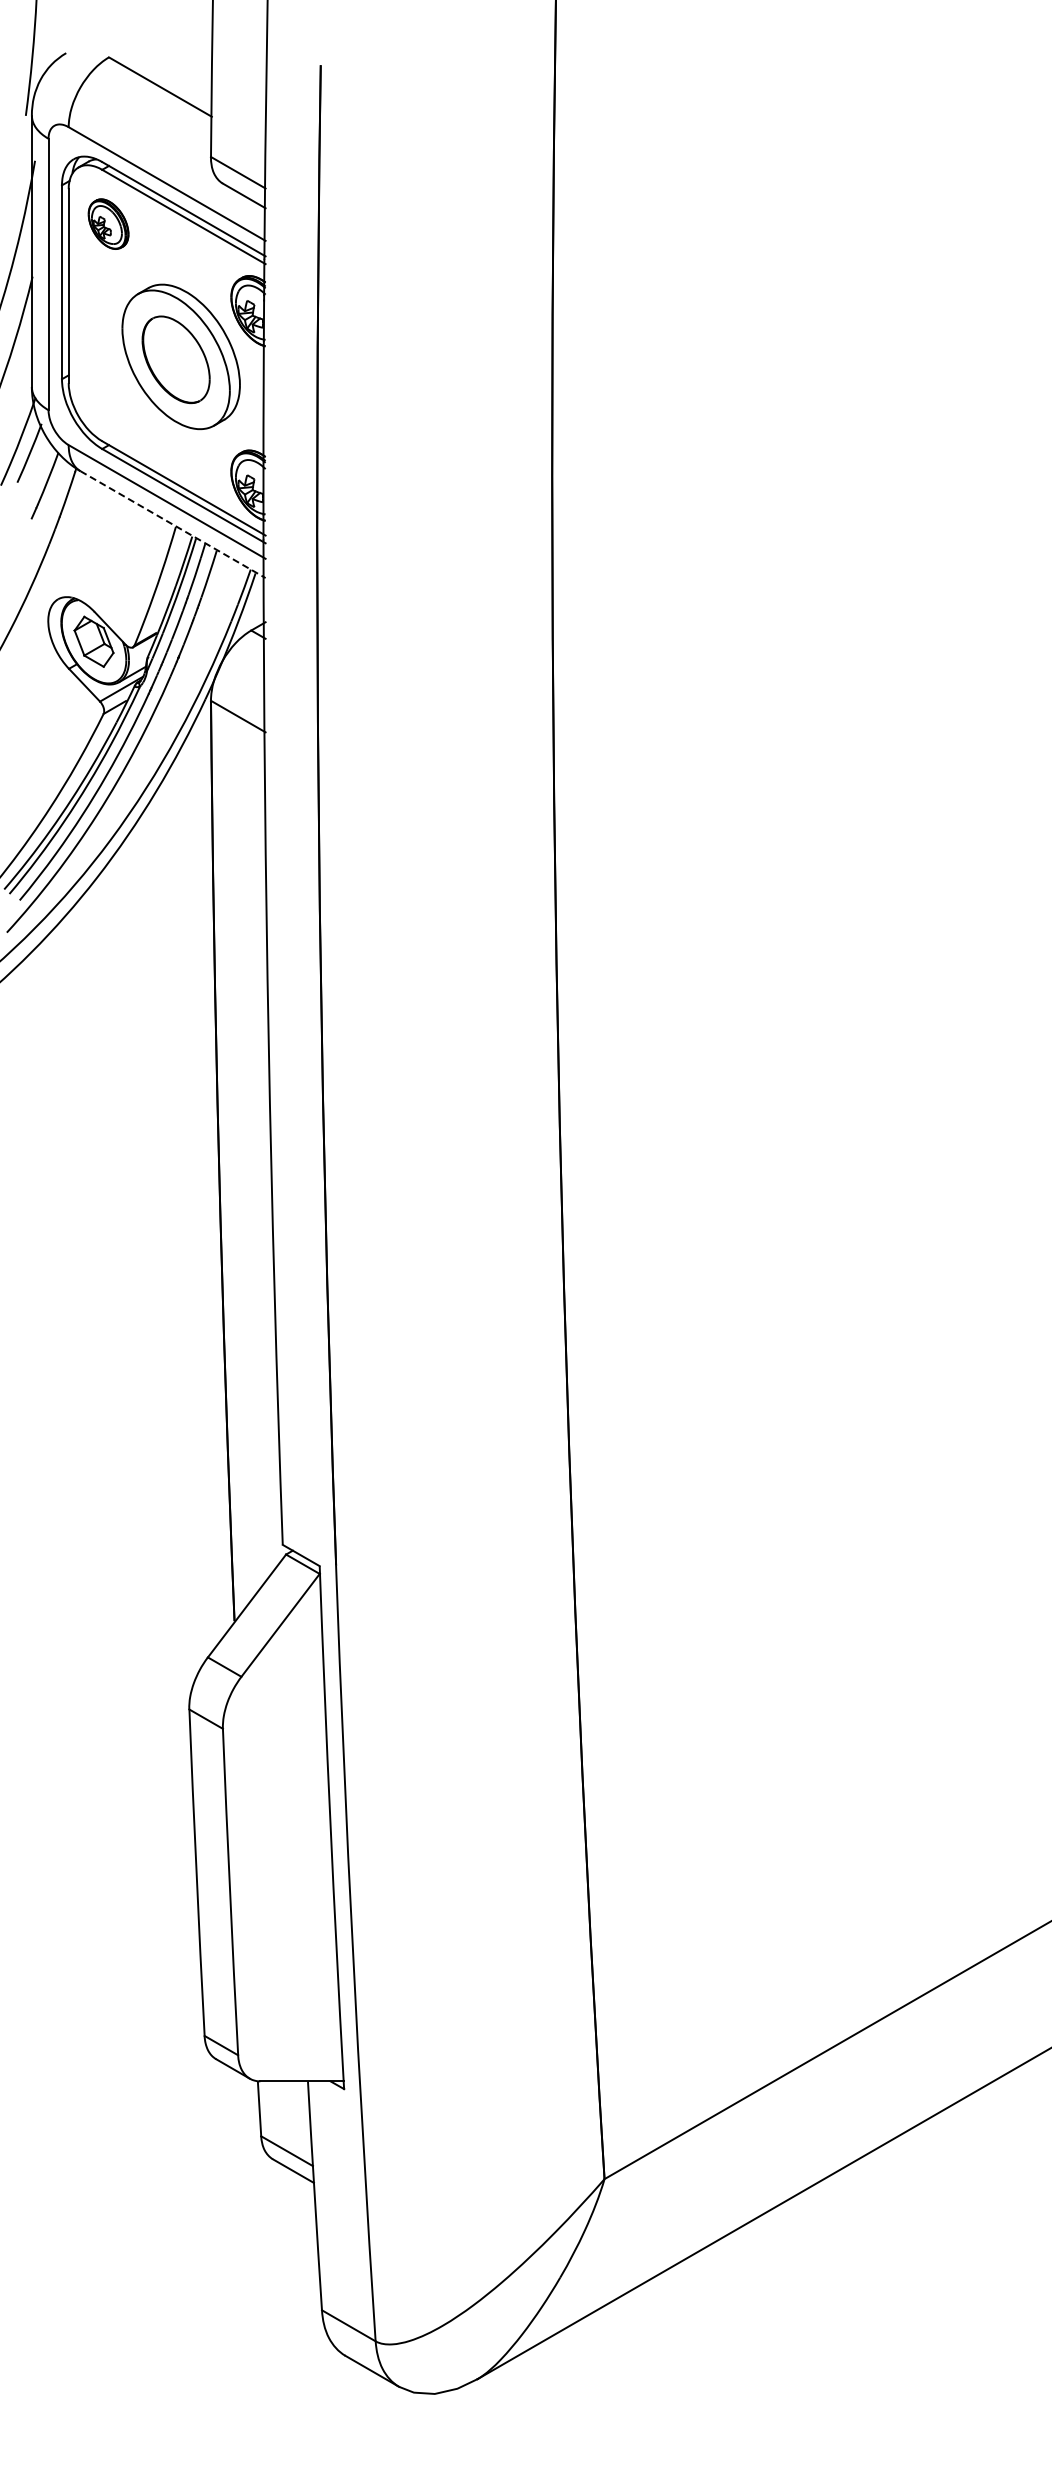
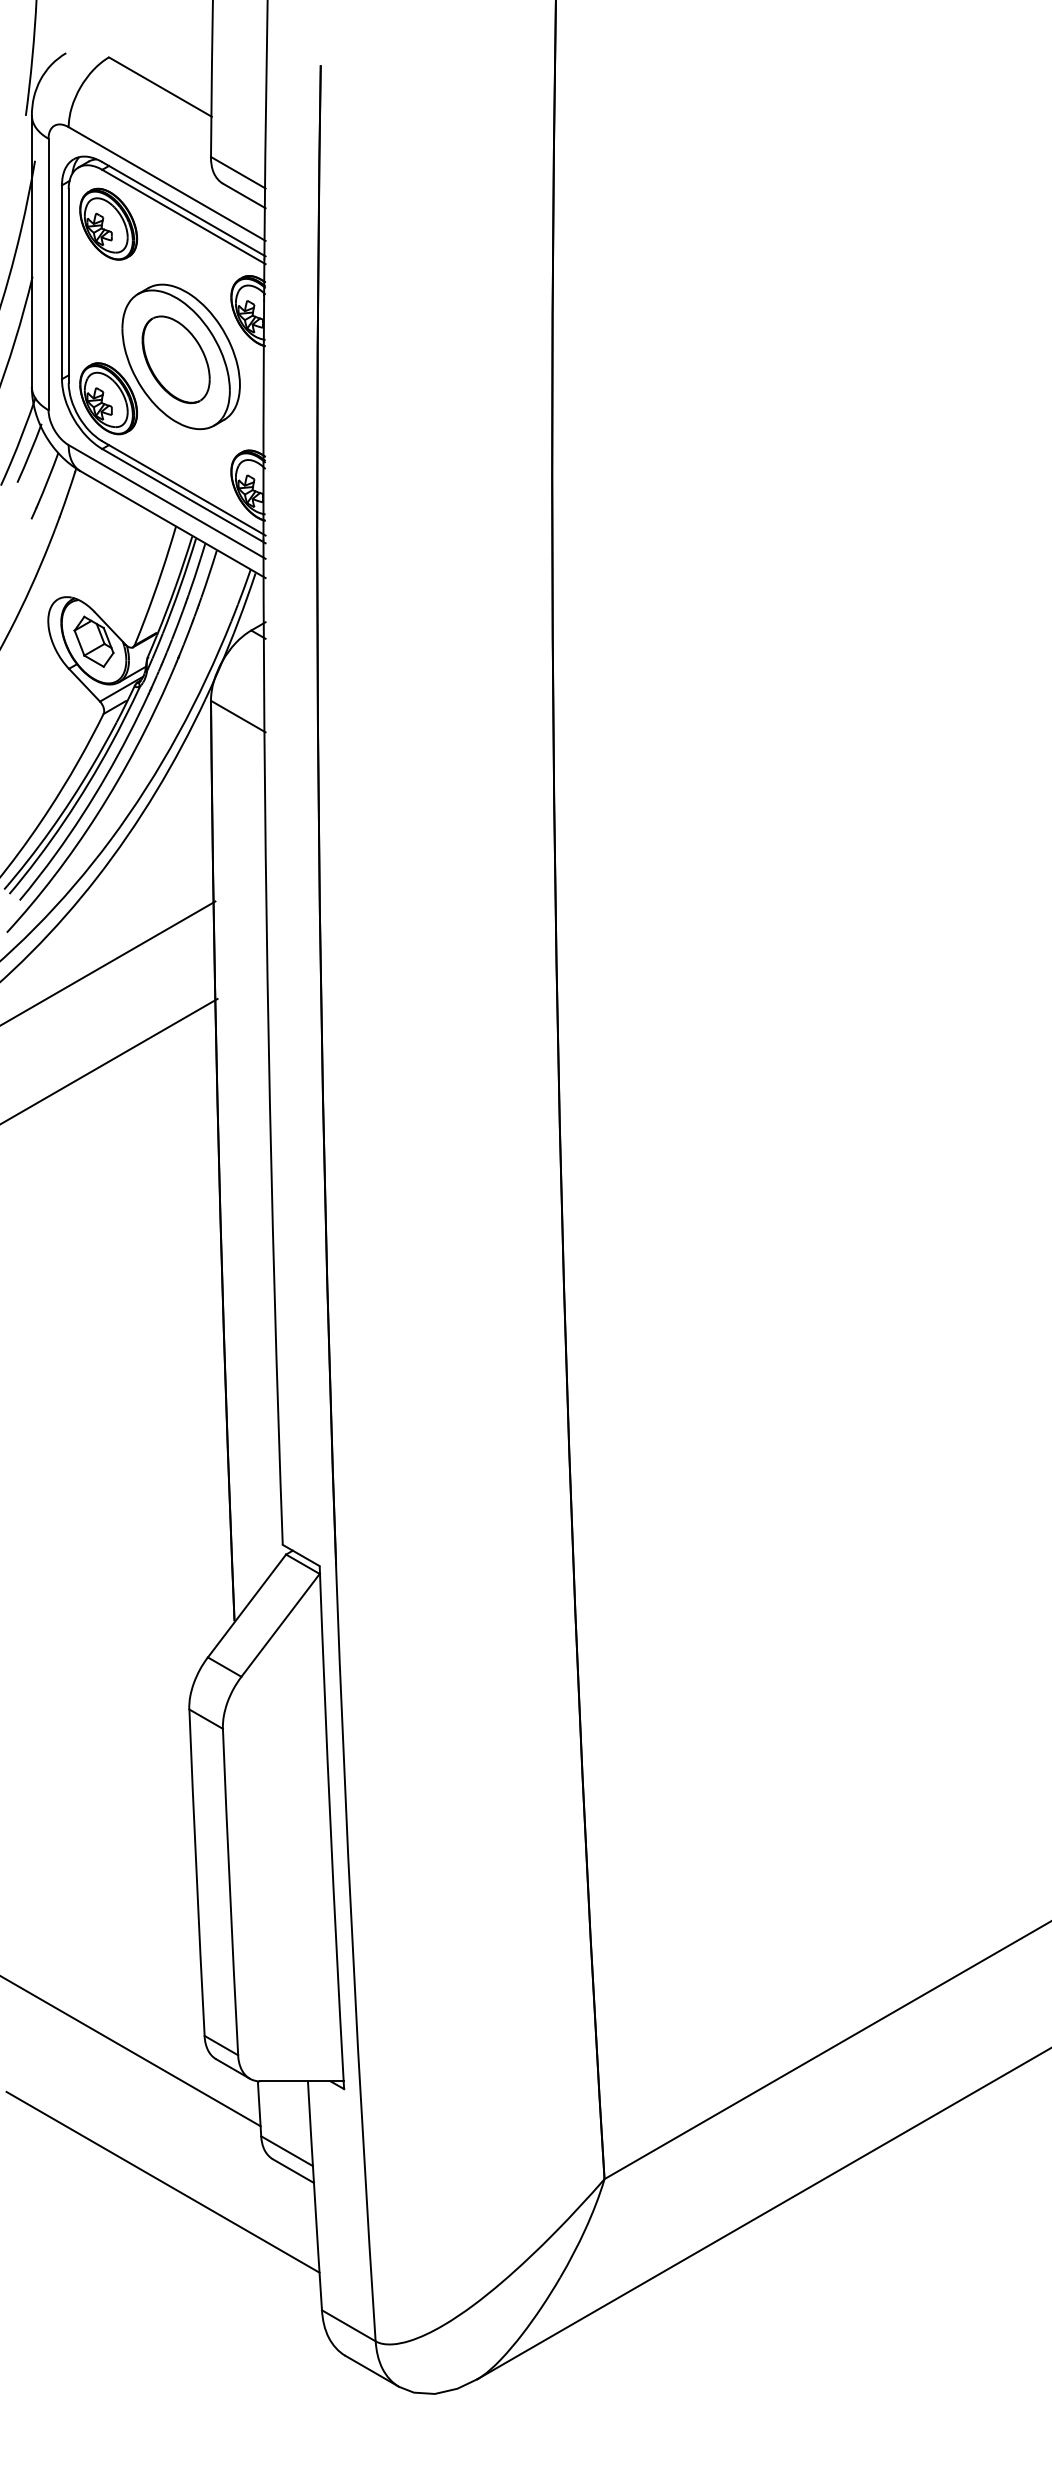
part size: 43x52 px -> 59x74 px (108, 223)
part: none -> present (108, 398)
line: dashed -> solid (173, 524)
line: none -> present (108, 962)
line: none -> present (109, 1060)
line: none -> present (131, 2051)
line: none -> present (162, 2181)
